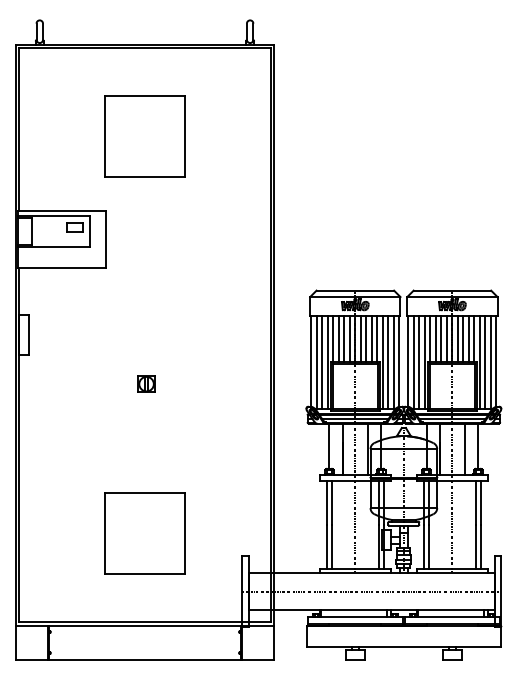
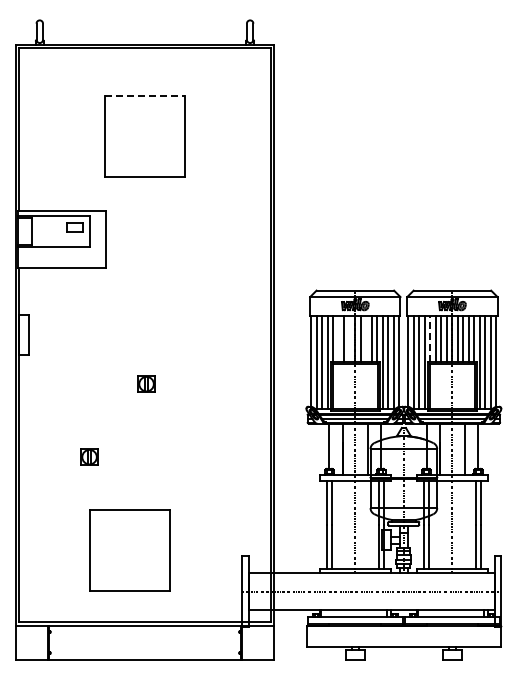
line: solid -> dashed (145, 96)
line: present -> none (338, 339)
line: present -> none (349, 339)
line: present -> none (366, 339)
line: solid -> dashed (430, 339)
part: none -> present (89, 456)
part position: (144, 533) -> (129, 550) (129, 550)
